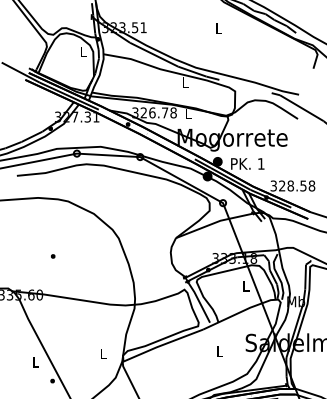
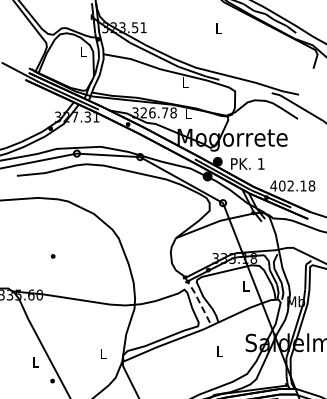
text: 328.58 -> 402.18 (288, 185)
line: solid -> dashed (199, 301)
